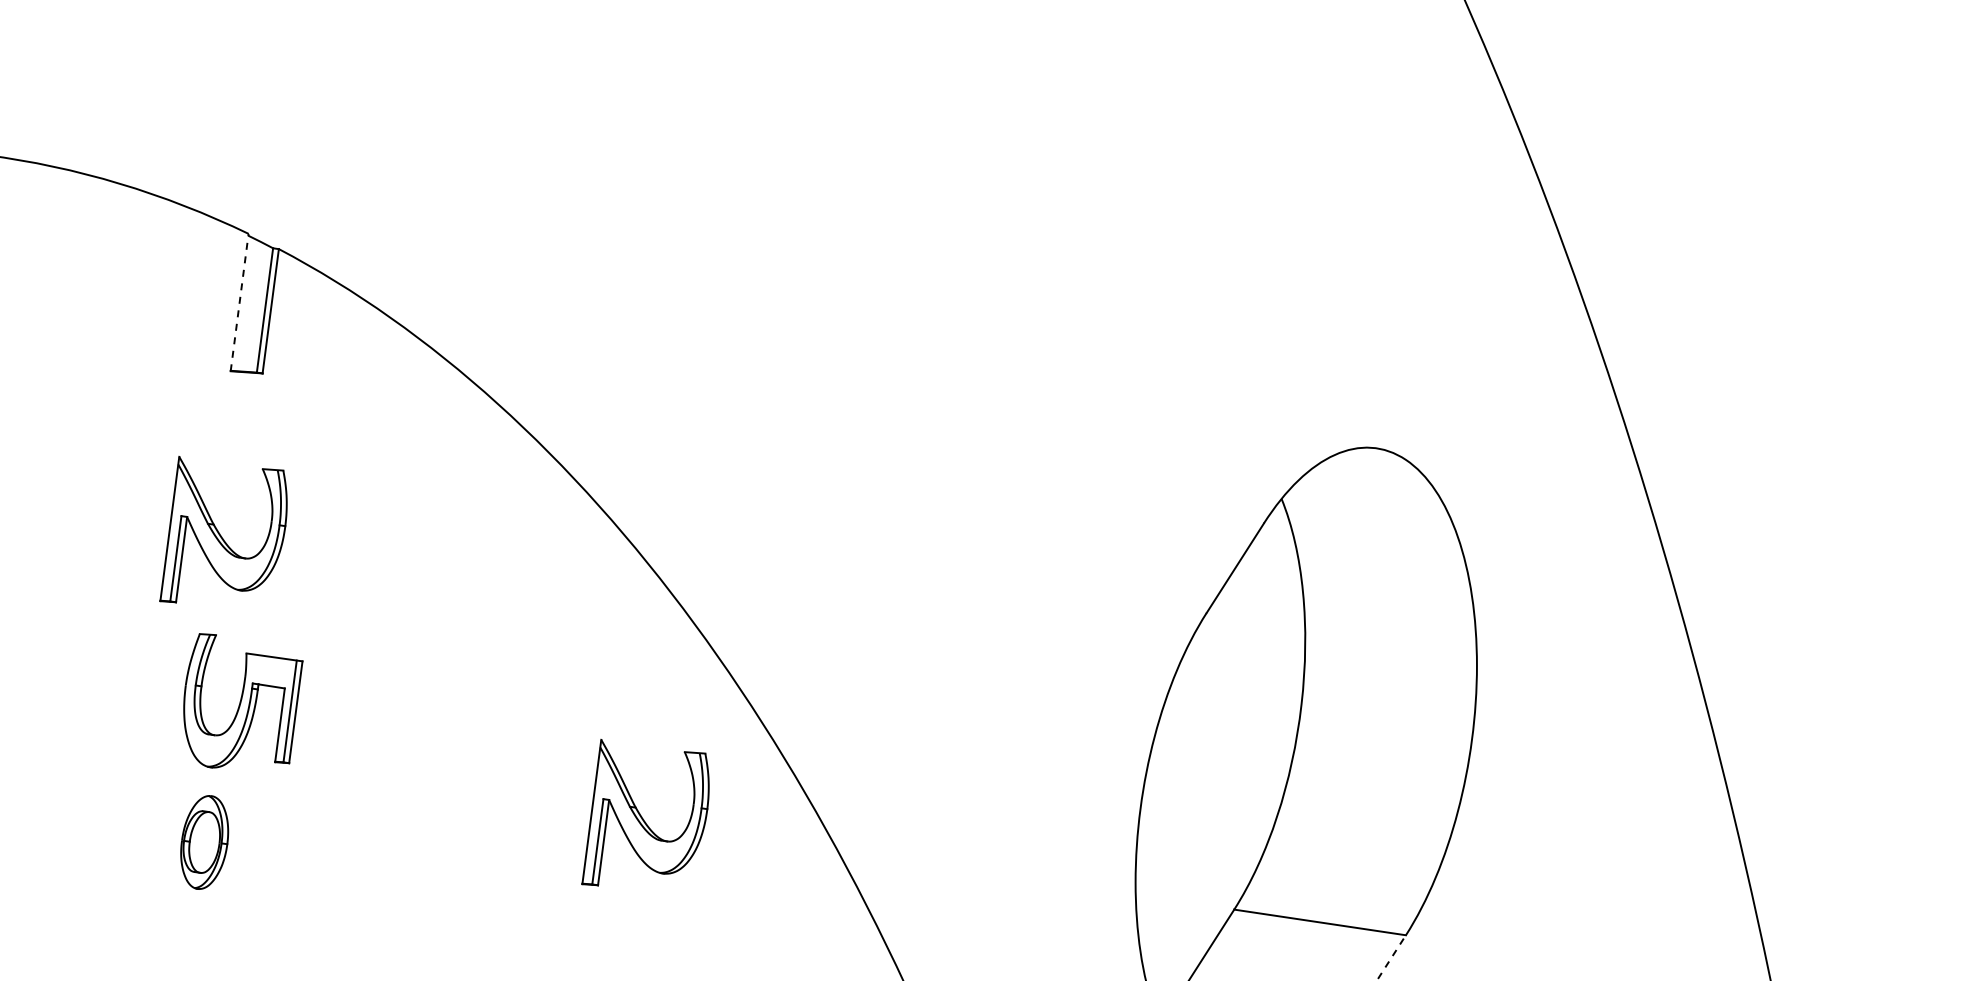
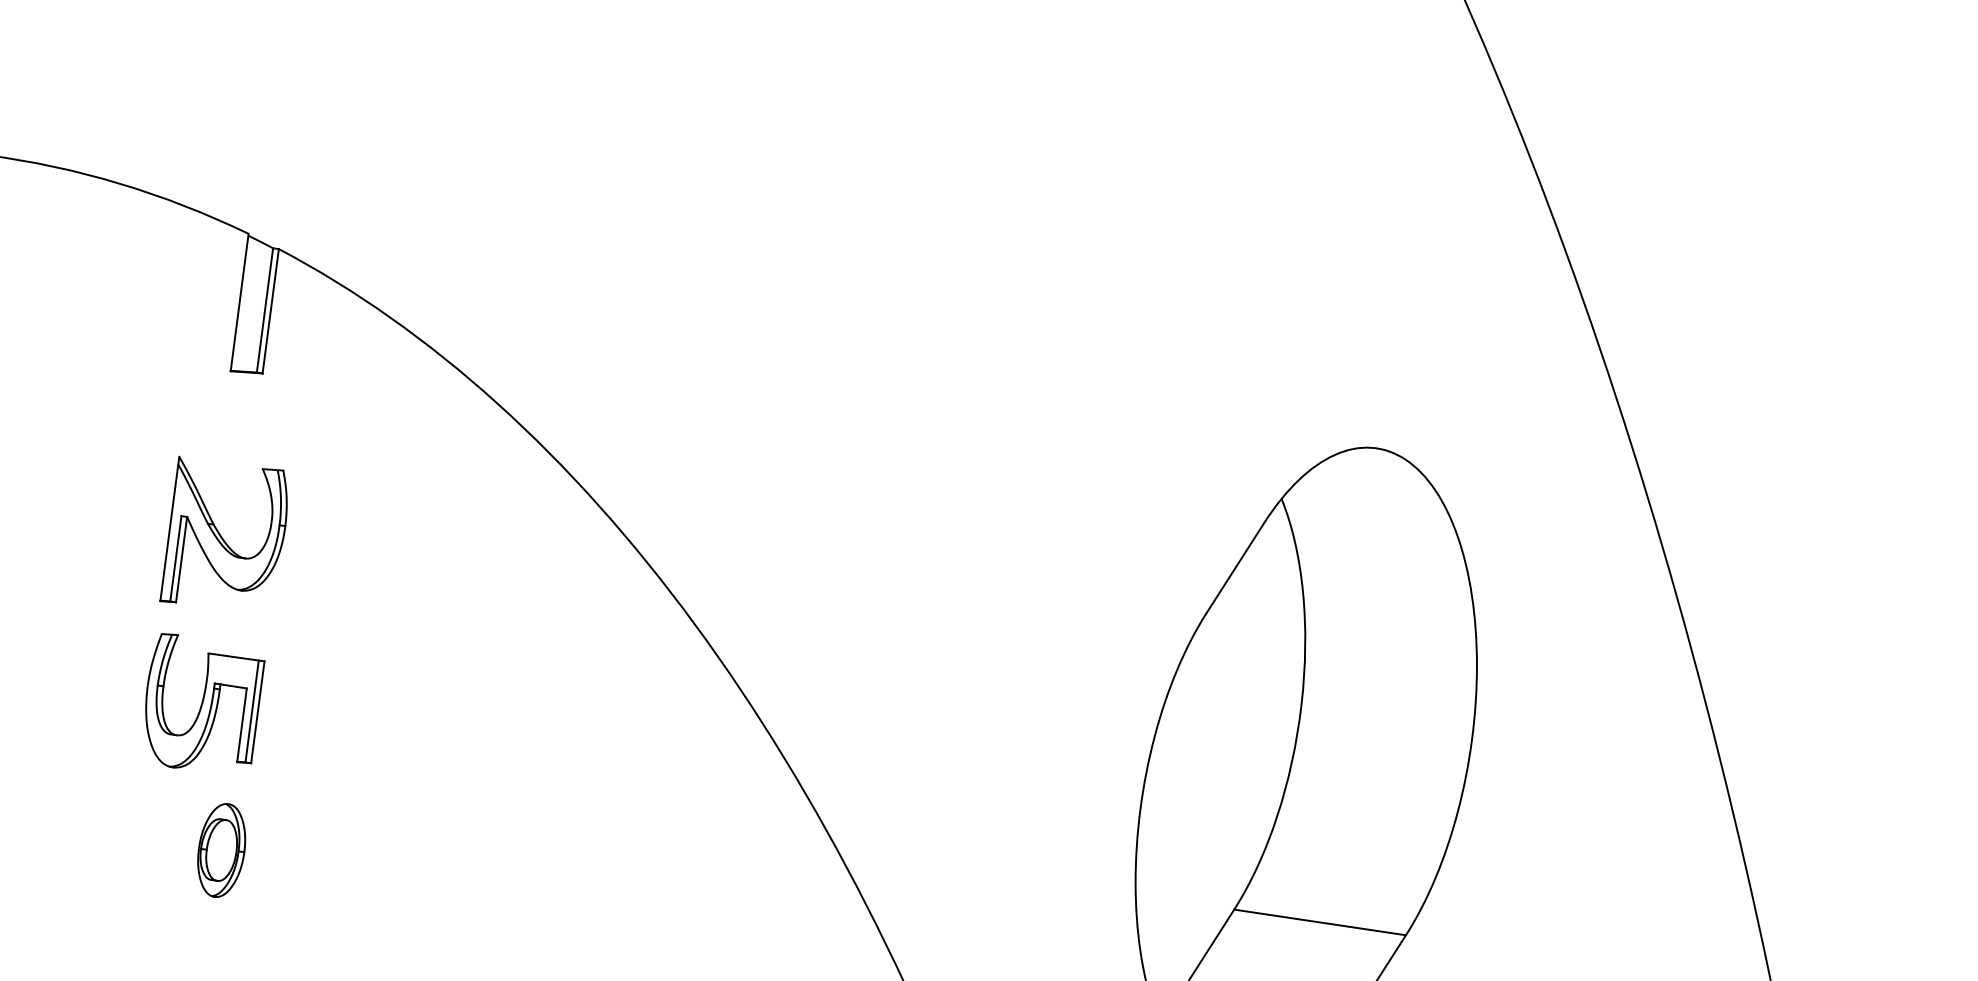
line: dashed -> solid (239, 302)
part position: (243, 700) -> (205, 700) (205, 700)
part: present -> none (645, 812)
part position: (204, 842) -> (221, 850) (221, 850)
line: dashed -> solid (1391, 957)
